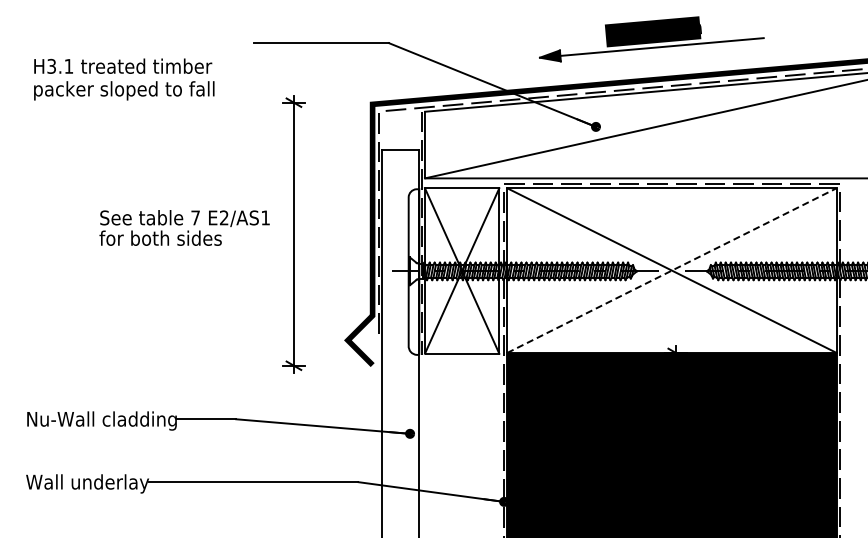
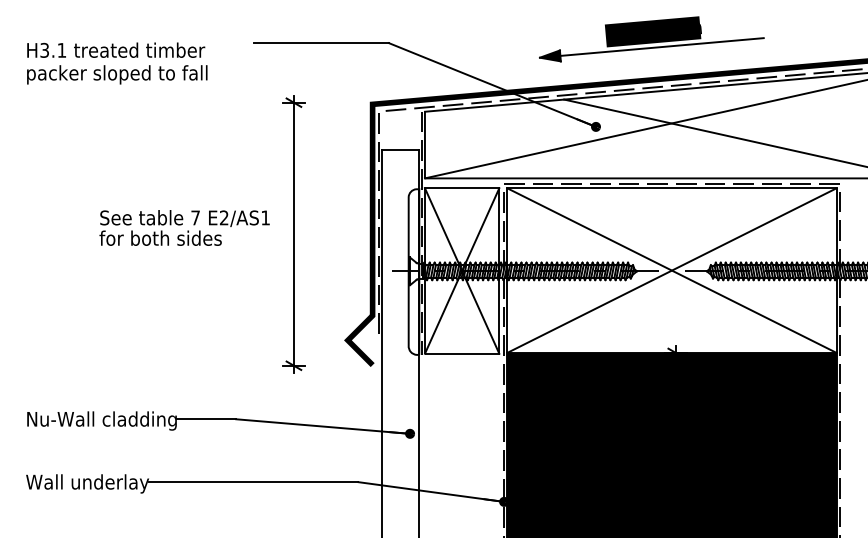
text position: (124, 79) -> (117, 63) (117, 63)
line: none -> present (714, 132)
line: dashed -> solid (672, 270)
